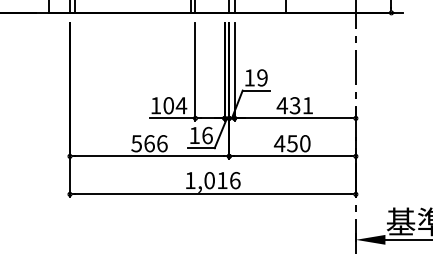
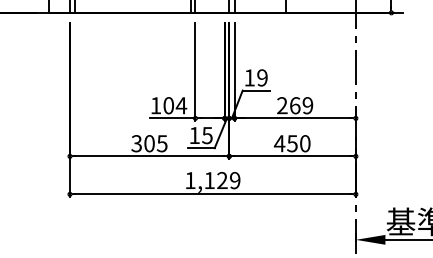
text: 431 -> 269 (294, 105)
text: 16 -> 15 (207, 135)
text: 566 -> 305 (149, 143)
text: 1,016 -> 1,129 (222, 180)
